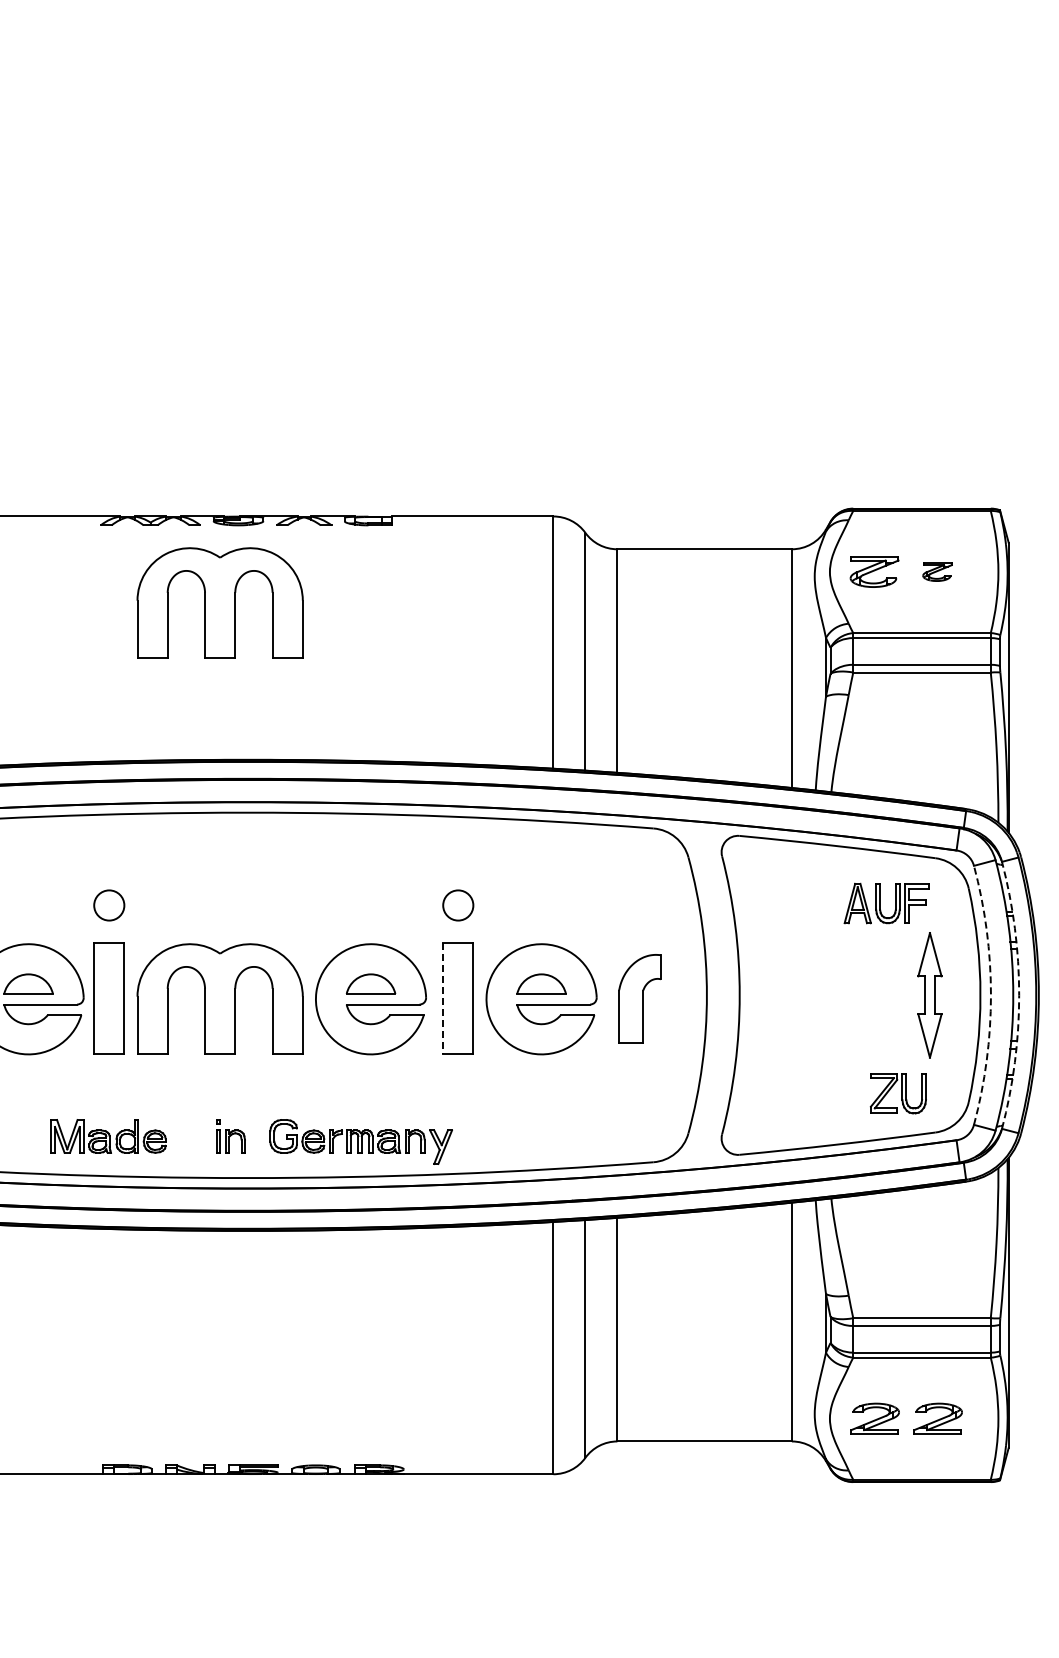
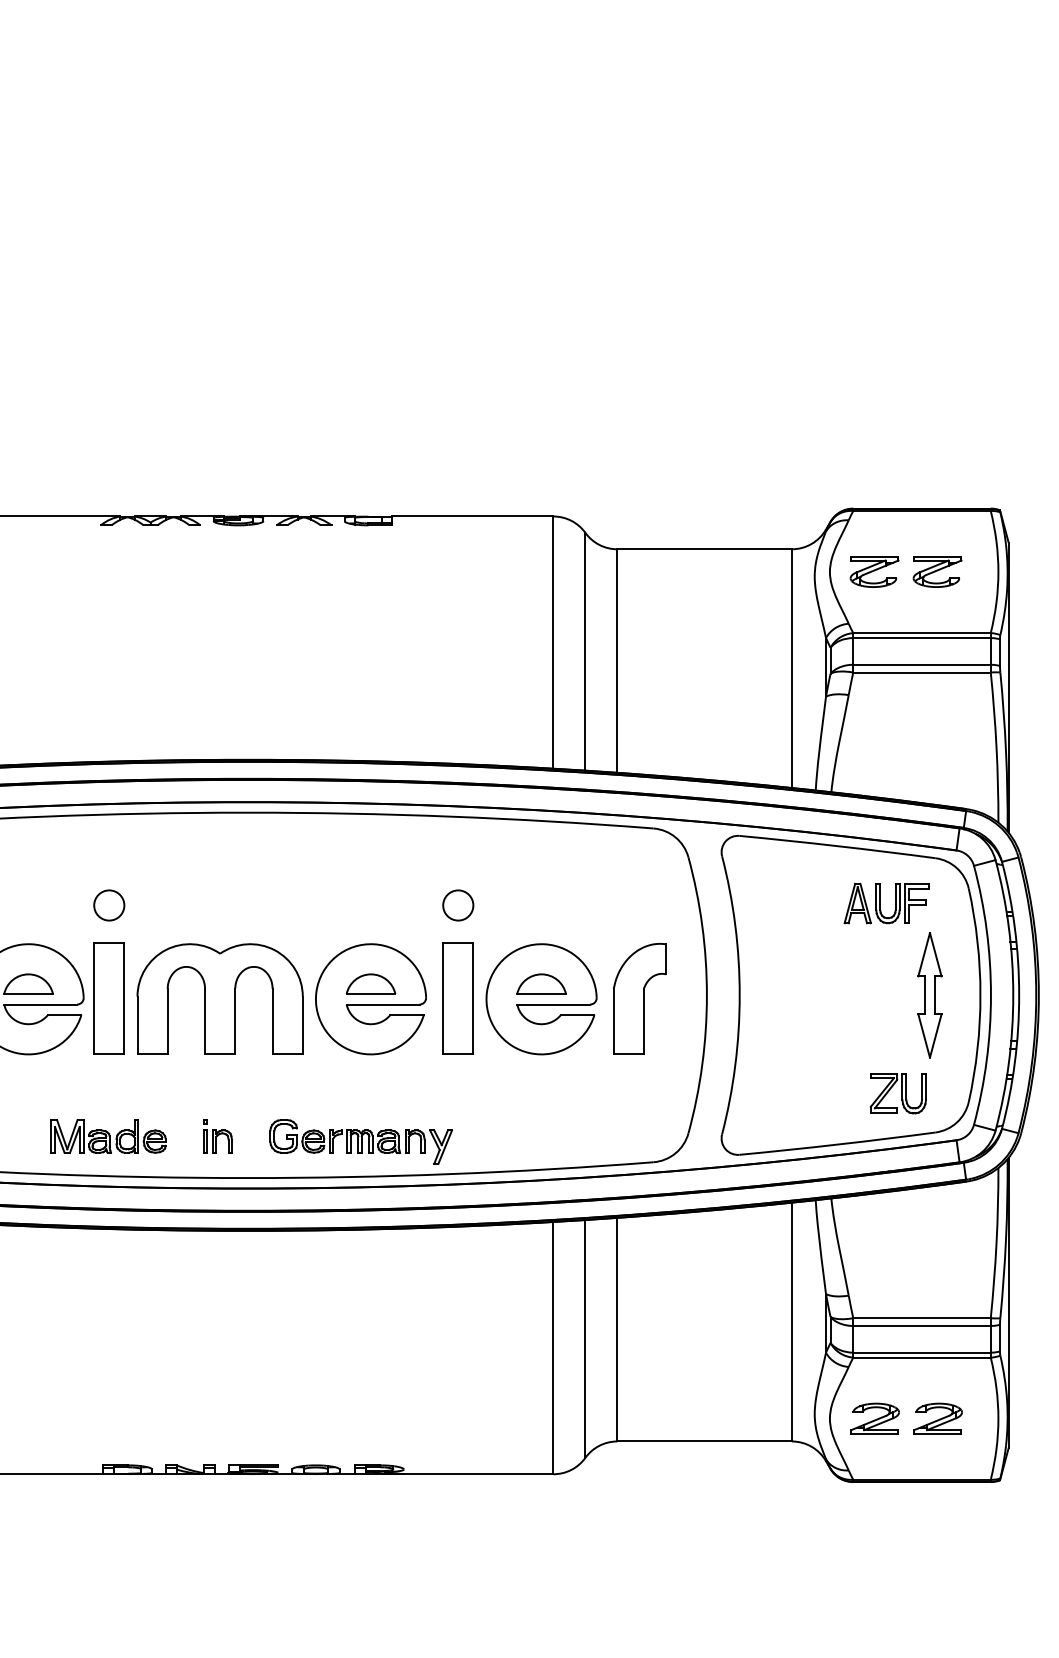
part size: 31x20 px -> 51x32 px (937, 571)
part: present -> none (219, 602)
arc: dashed -> solid (990, 995)
arc: dashed -> solid (1019, 995)
line: dashed -> solid (443, 998)
part size: 44x90 px -> 54x112 px (639, 998)
part position: (230, 1136) -> (217, 1136) (217, 1136)
